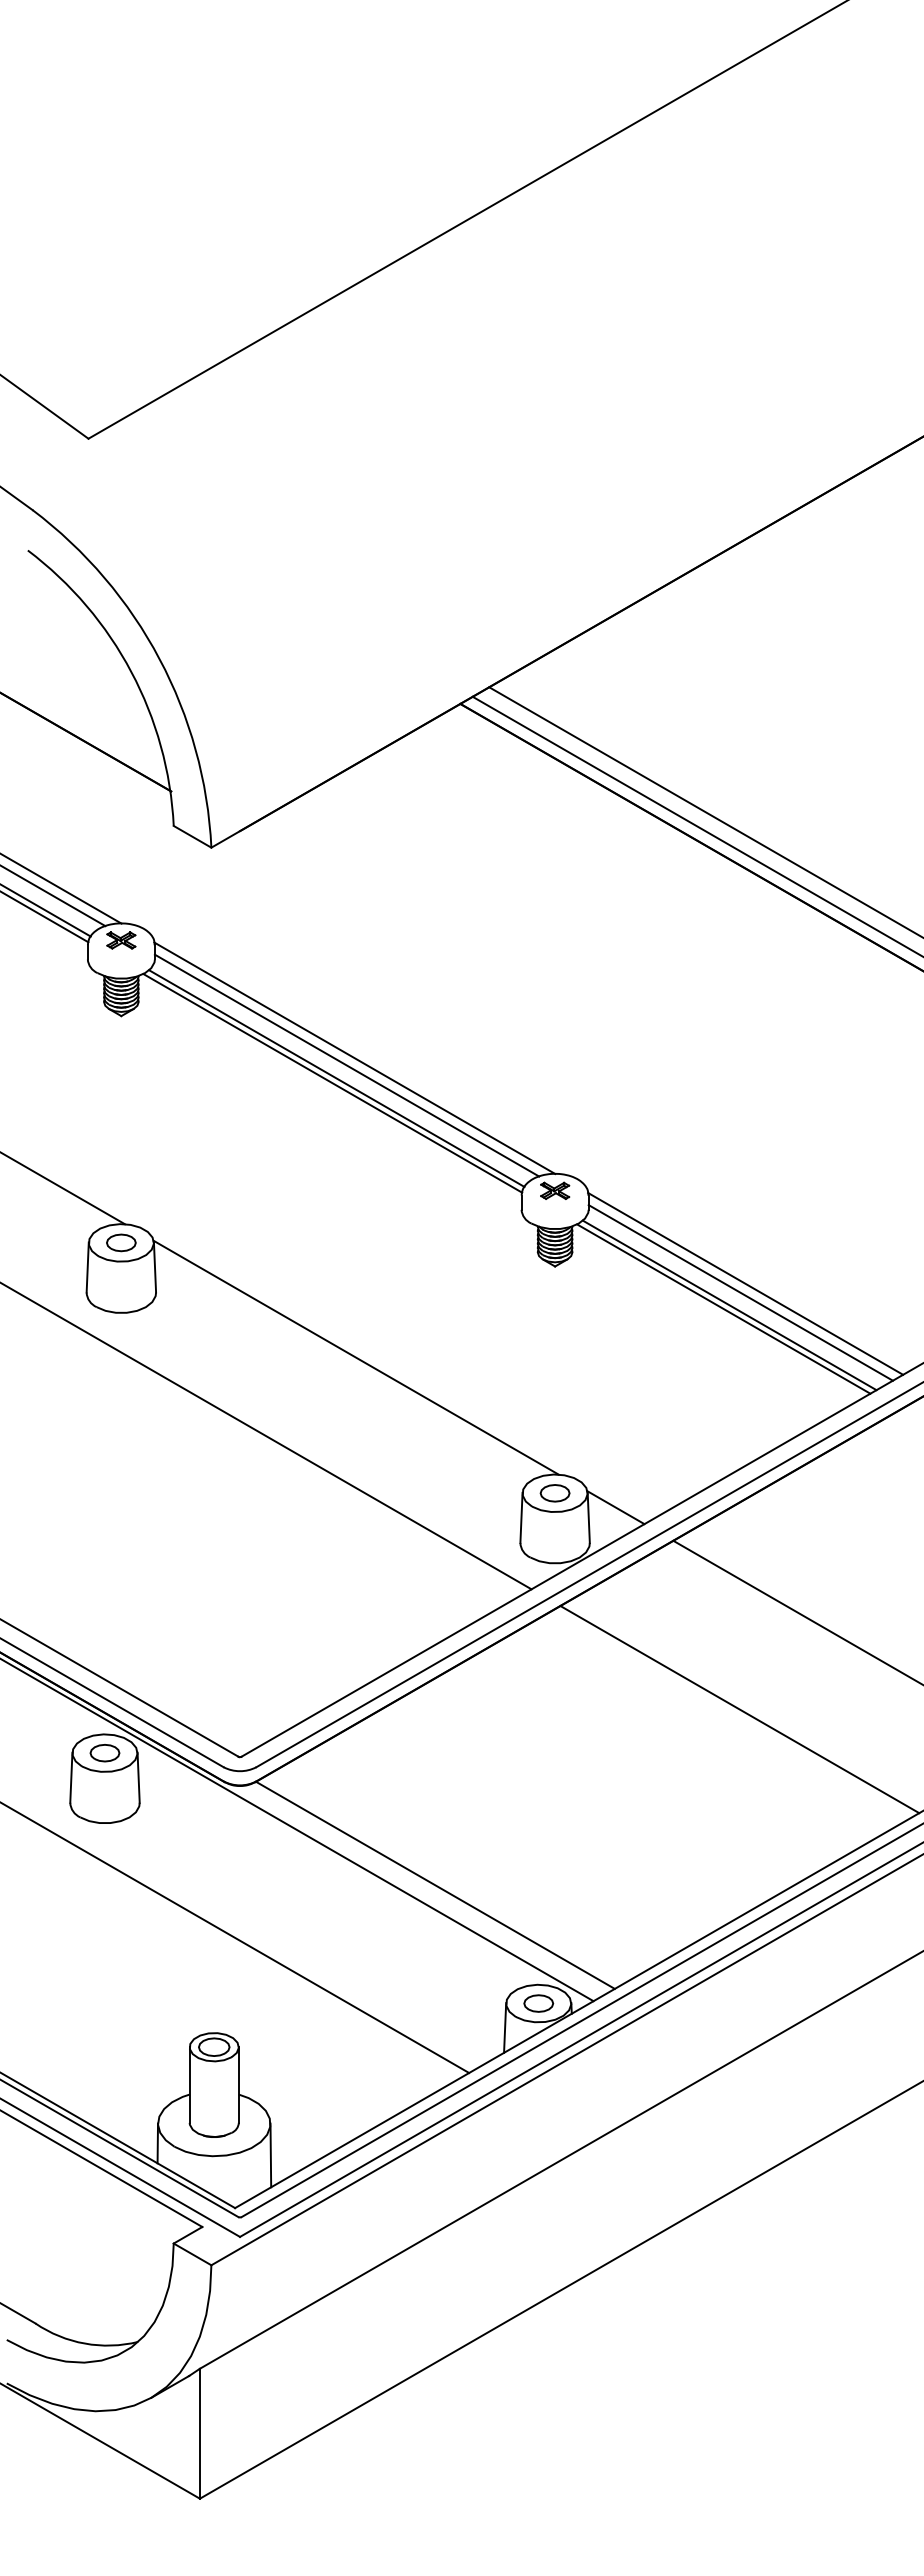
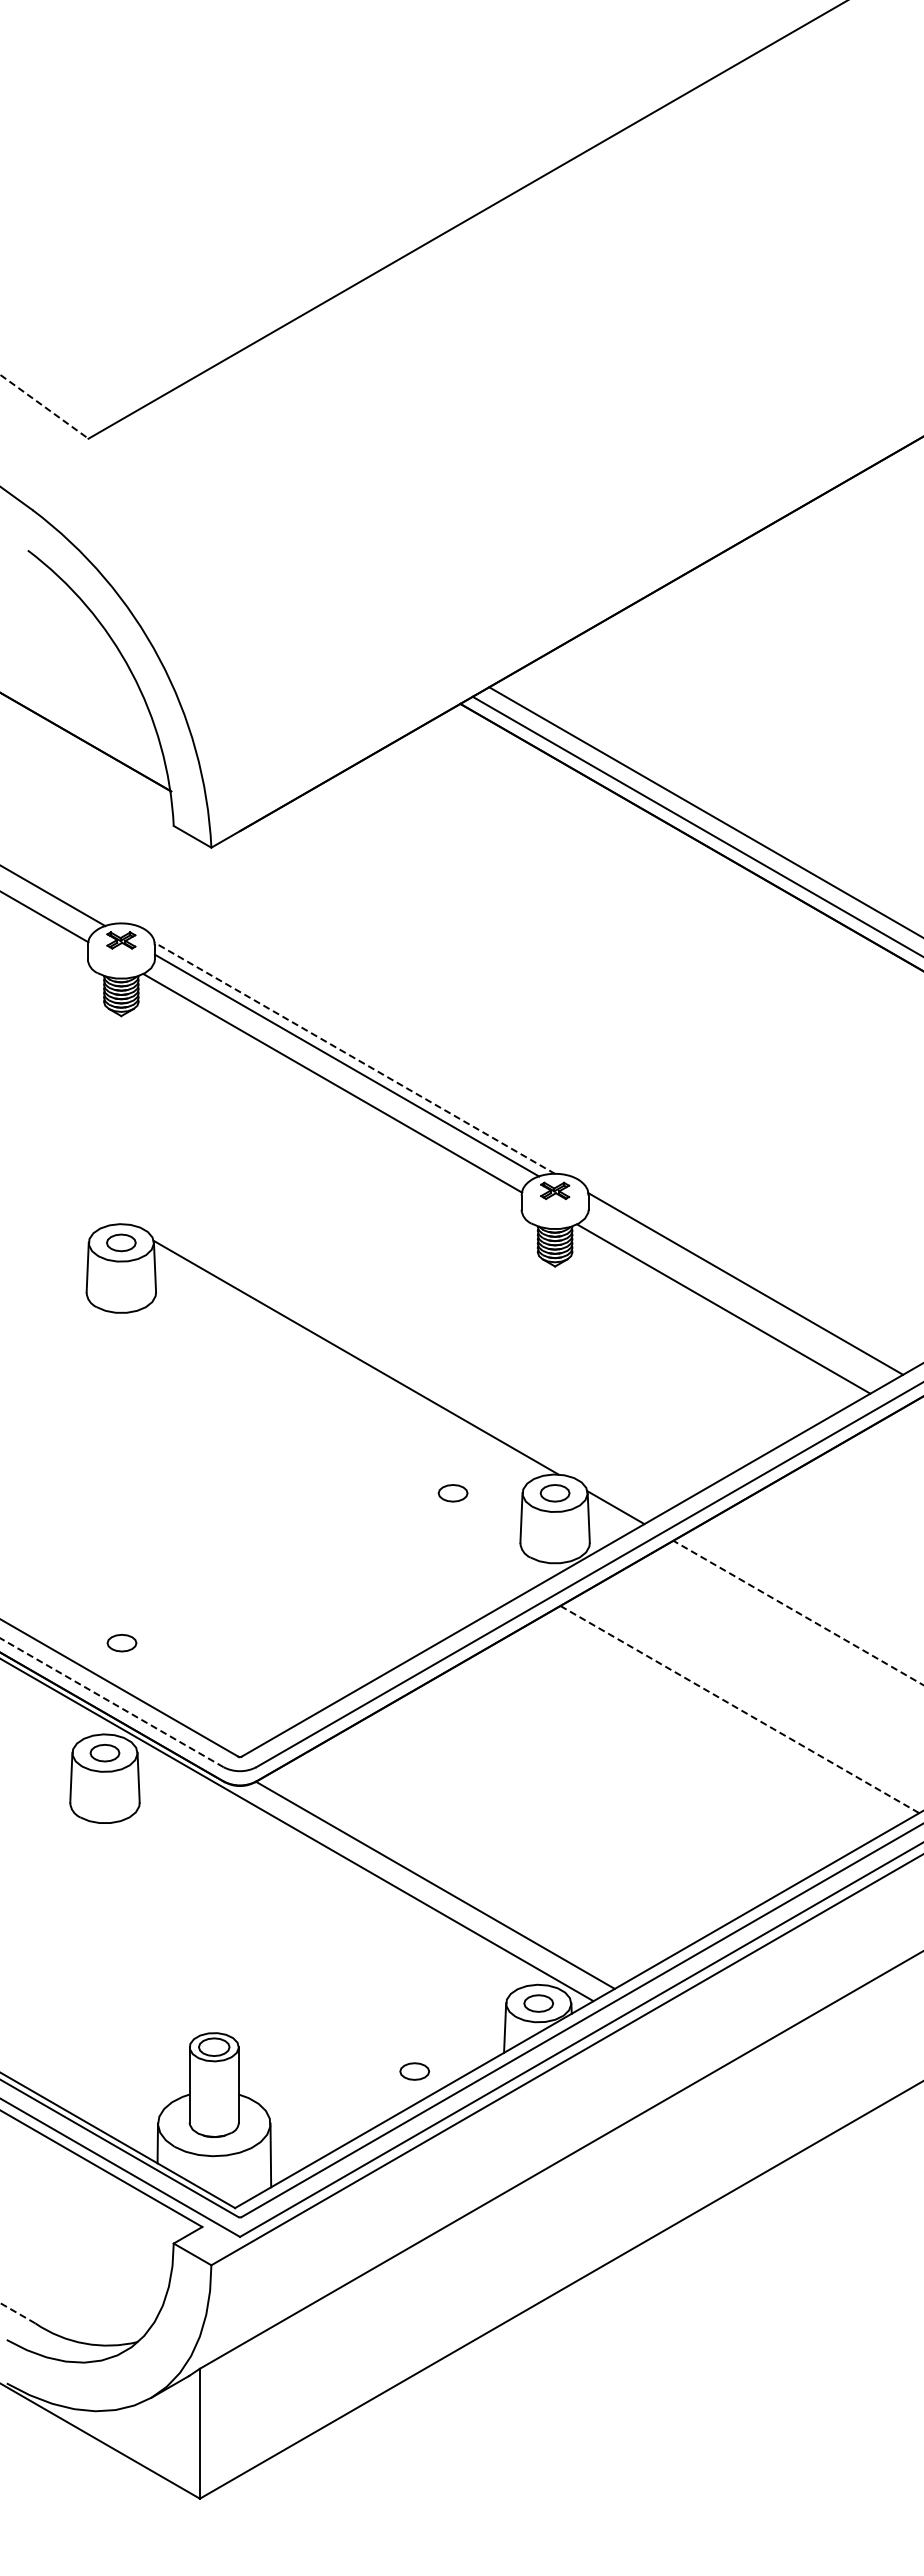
line: solid -> dashed (44, 407)
line: present -> none (61, 889)
line: present -> none (46, 910)
line: solid -> dashed (354, 1058)
line: present -> none (336, 1078)
line: present -> none (63, 1188)
line: present -> none (740, 1292)
line: present -> none (729, 1305)
line: present -> none (266, 1436)
part: none -> present (452, 1493)
line: solid -> dashed (797, 1612)
part: none -> present (121, 1643)
line: solid -> dashed (112, 1702)
line: solid -> dashed (740, 1709)
line: present -> none (235, 1938)
part: none -> present (414, 2071)
line: solid -> dashed (18, 2313)
